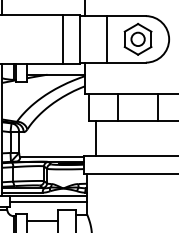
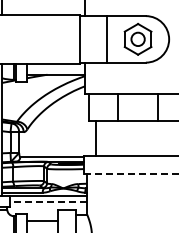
line: present -> none (63, 38)
line: solid -> dashed (131, 174)
line: solid -> dashed (48, 201)
